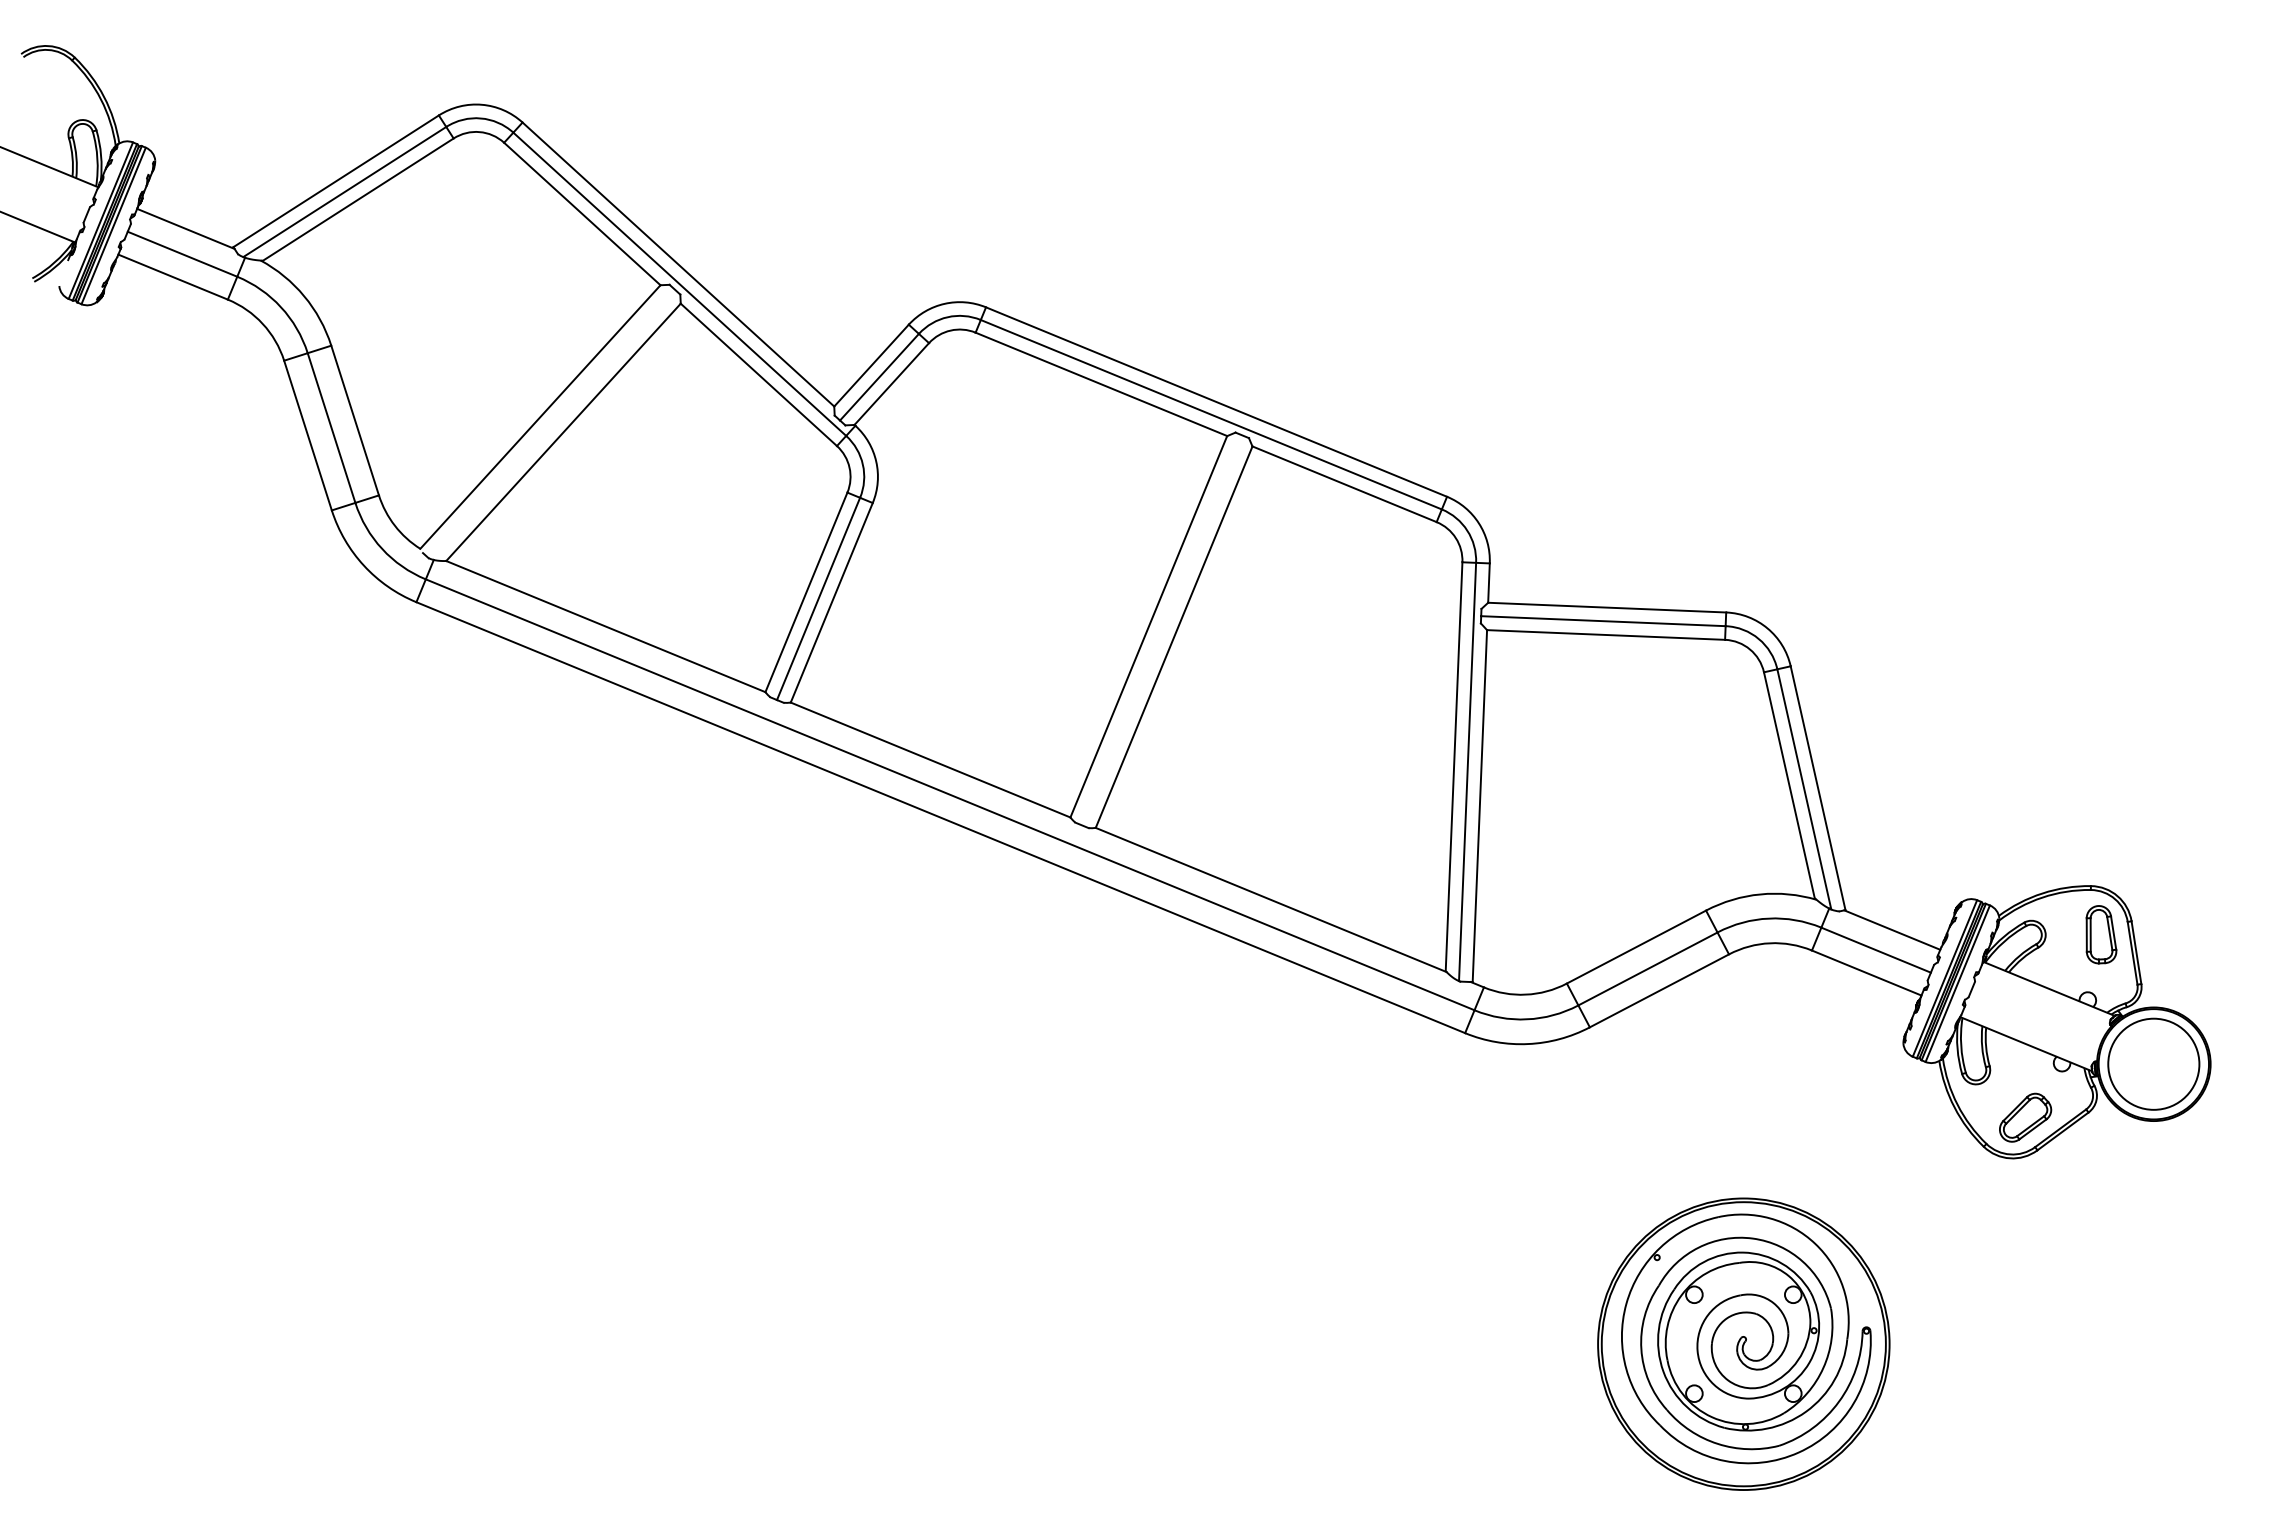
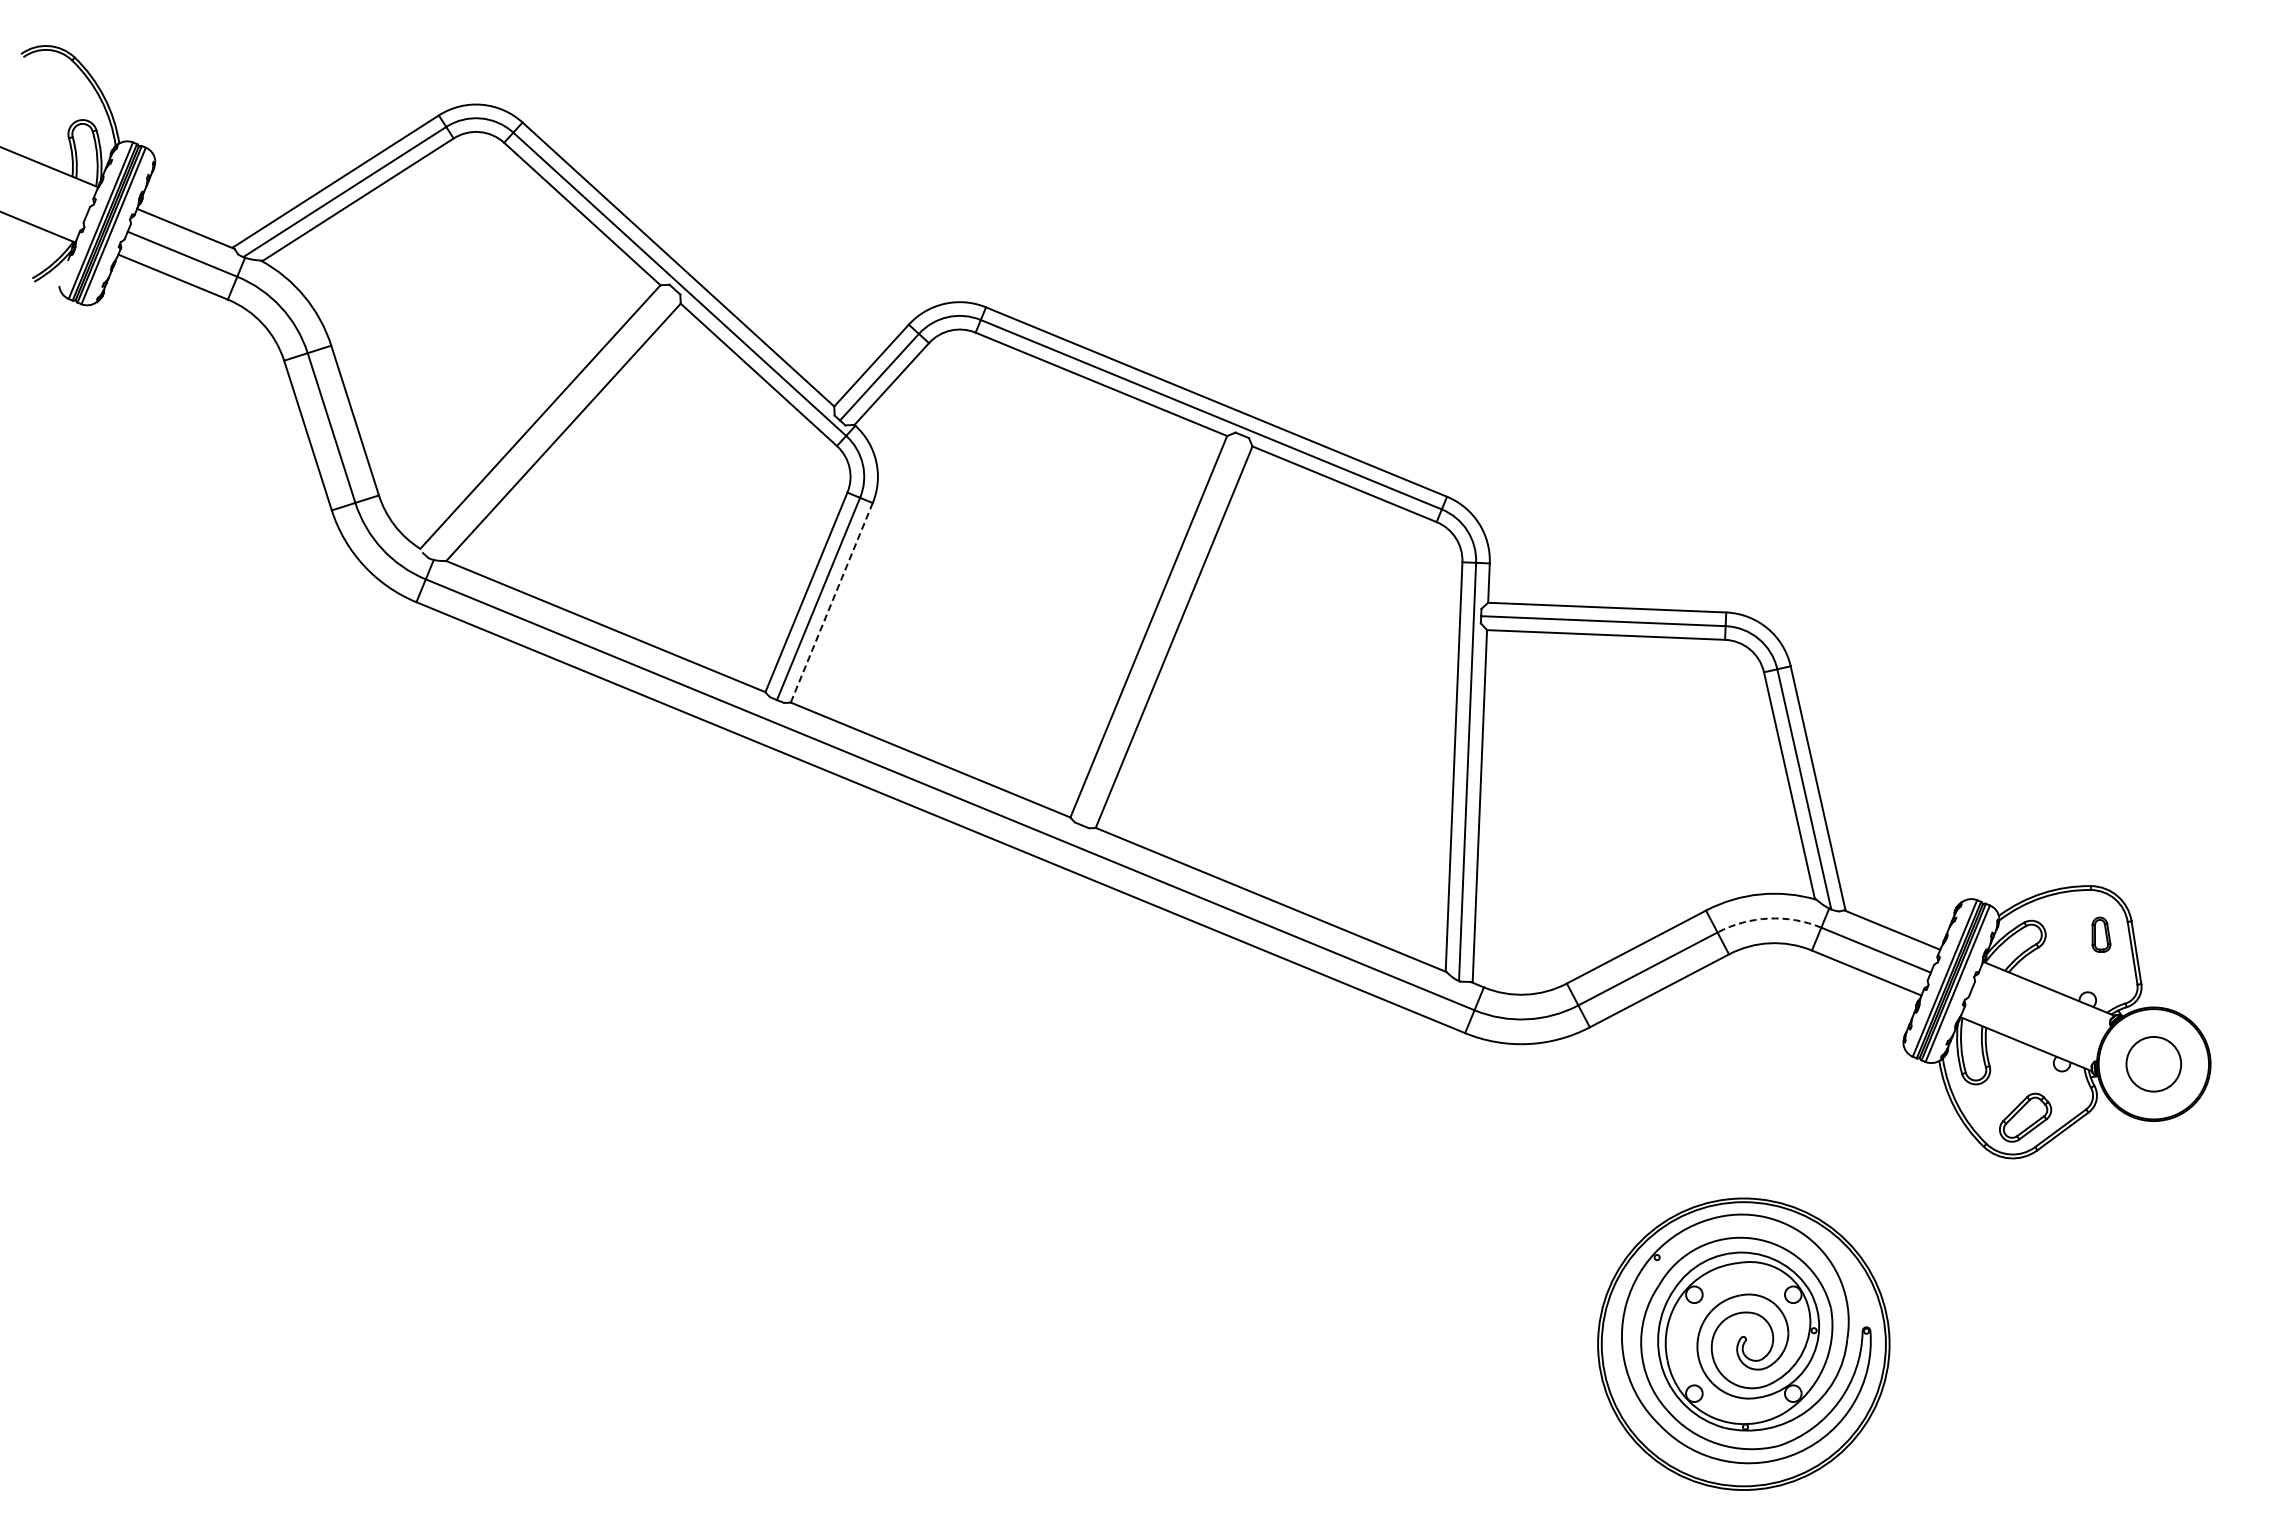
line: solid -> dashed (831, 602)
arc: solid -> dashed (1768, 918)
part size: 33x60 px -> 21x37 px (2101, 934)
circle diameter: 91 px -> 55 px (2153, 1063)
